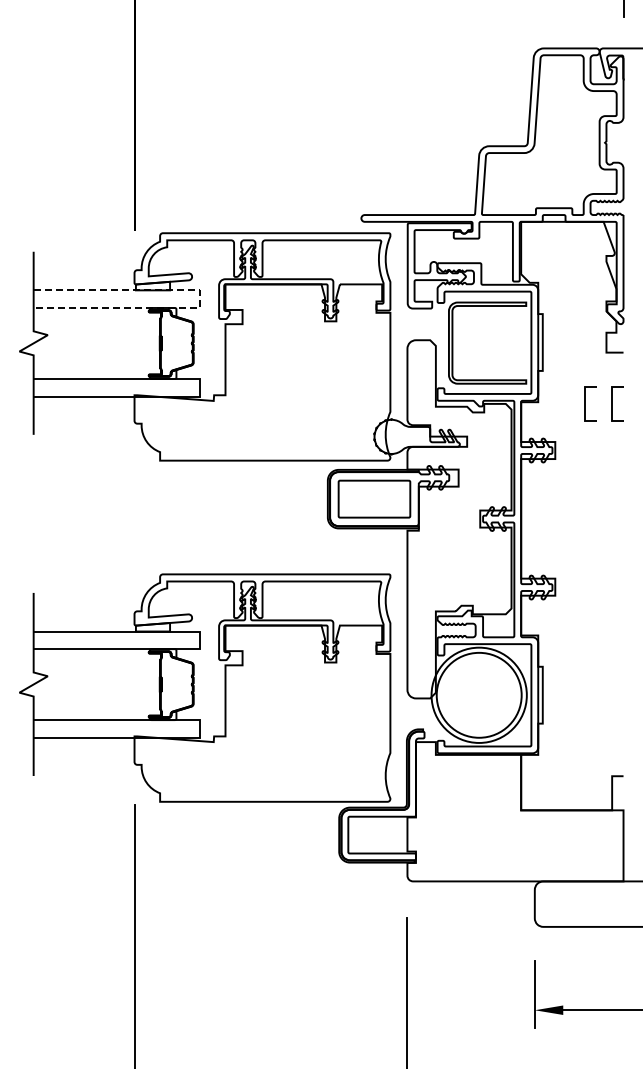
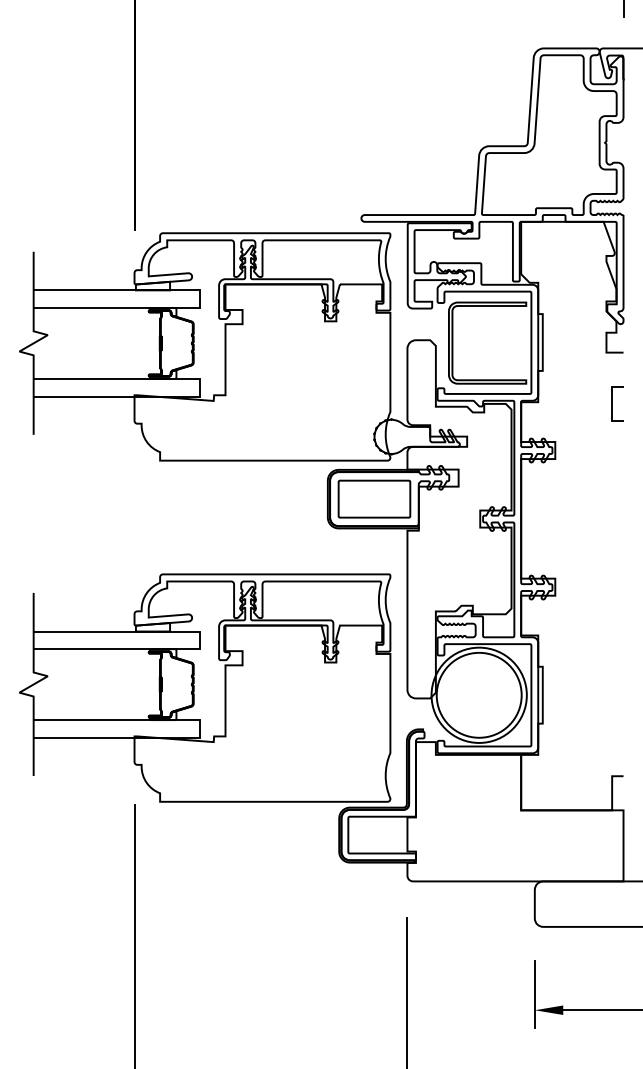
line: dashed -> solid (199, 299)
line: present -> none (585, 403)
